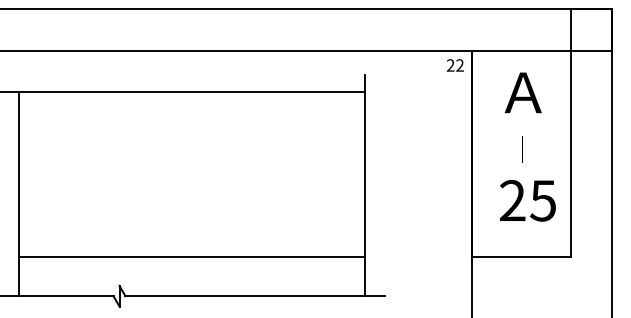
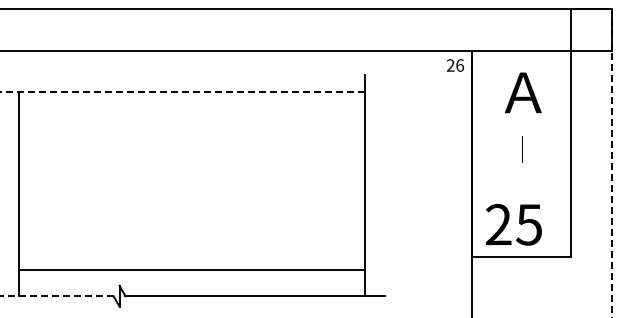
text: 22 -> 26 (459, 65)
line: solid -> dashed (182, 91)
line: solid -> dashed (612, 163)
text position: (527, 200) -> (513, 224) (513, 224)
line position: (191, 257) -> (191, 270) (191, 270)
line: solid -> dashed (57, 296)
